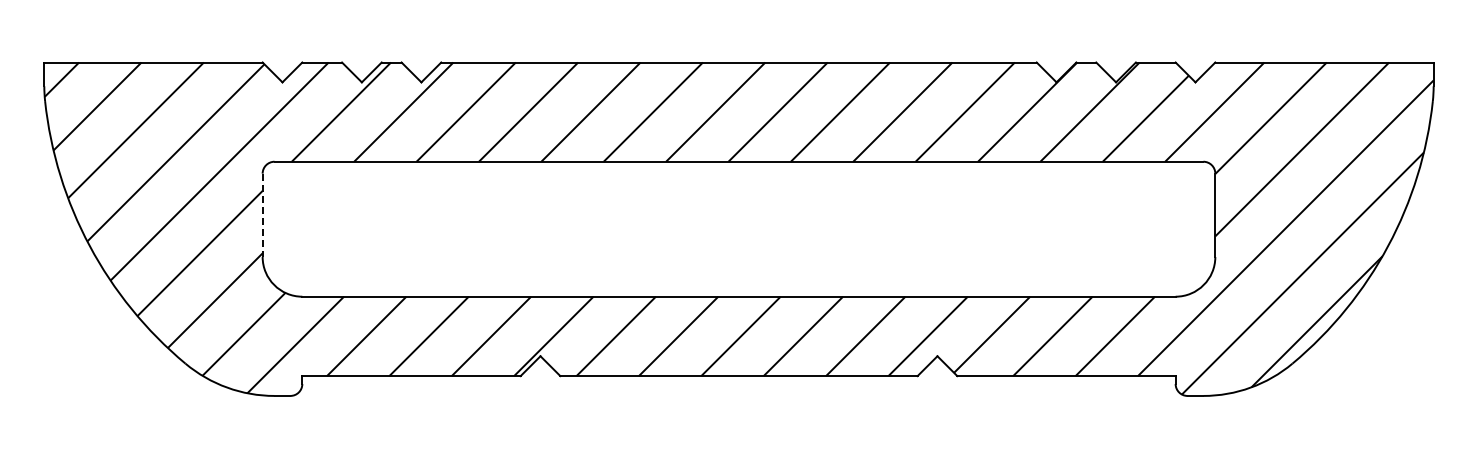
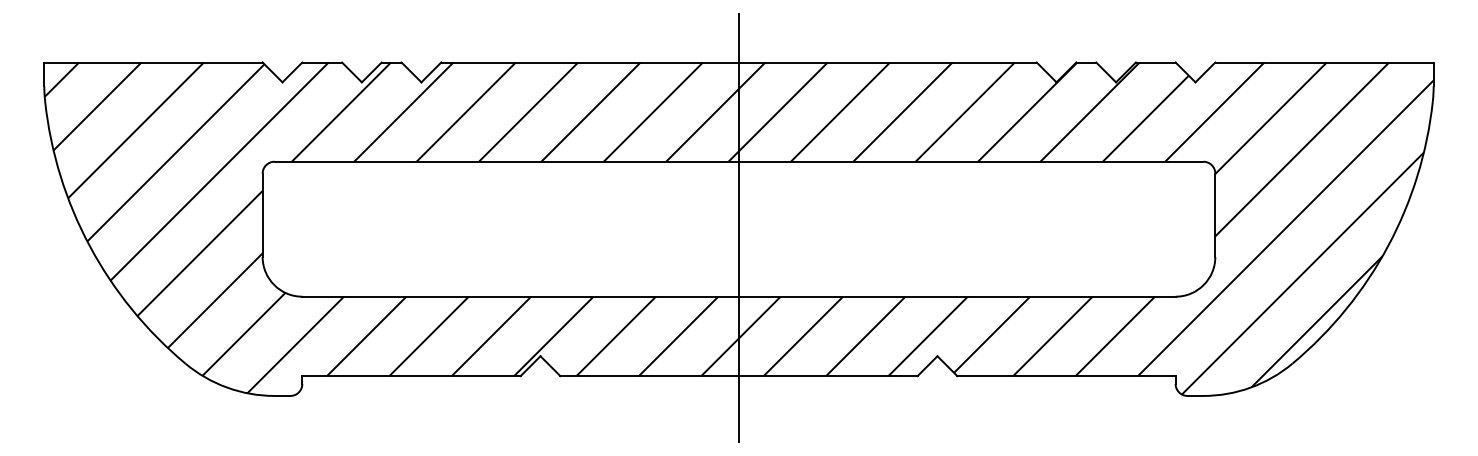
line: dashed -> solid (262, 215)
line: none -> present (738, 227)
